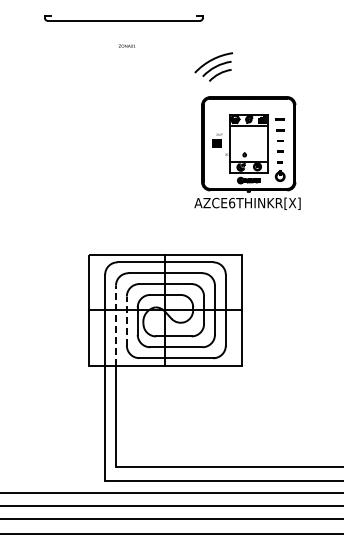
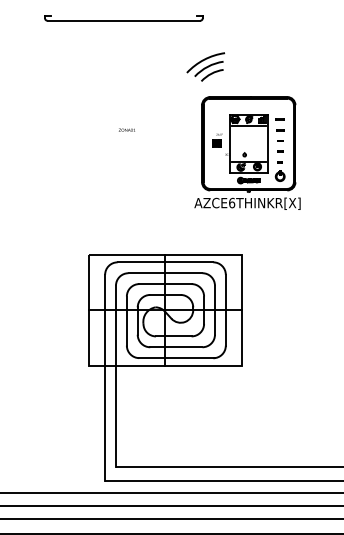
text position: (126, 45) -> (126, 129) (126, 129)
part position: (213, 66) -> (205, 66) (205, 66)
line: dashed -> solid (126, 321)
line: dashed -> solid (115, 325)
